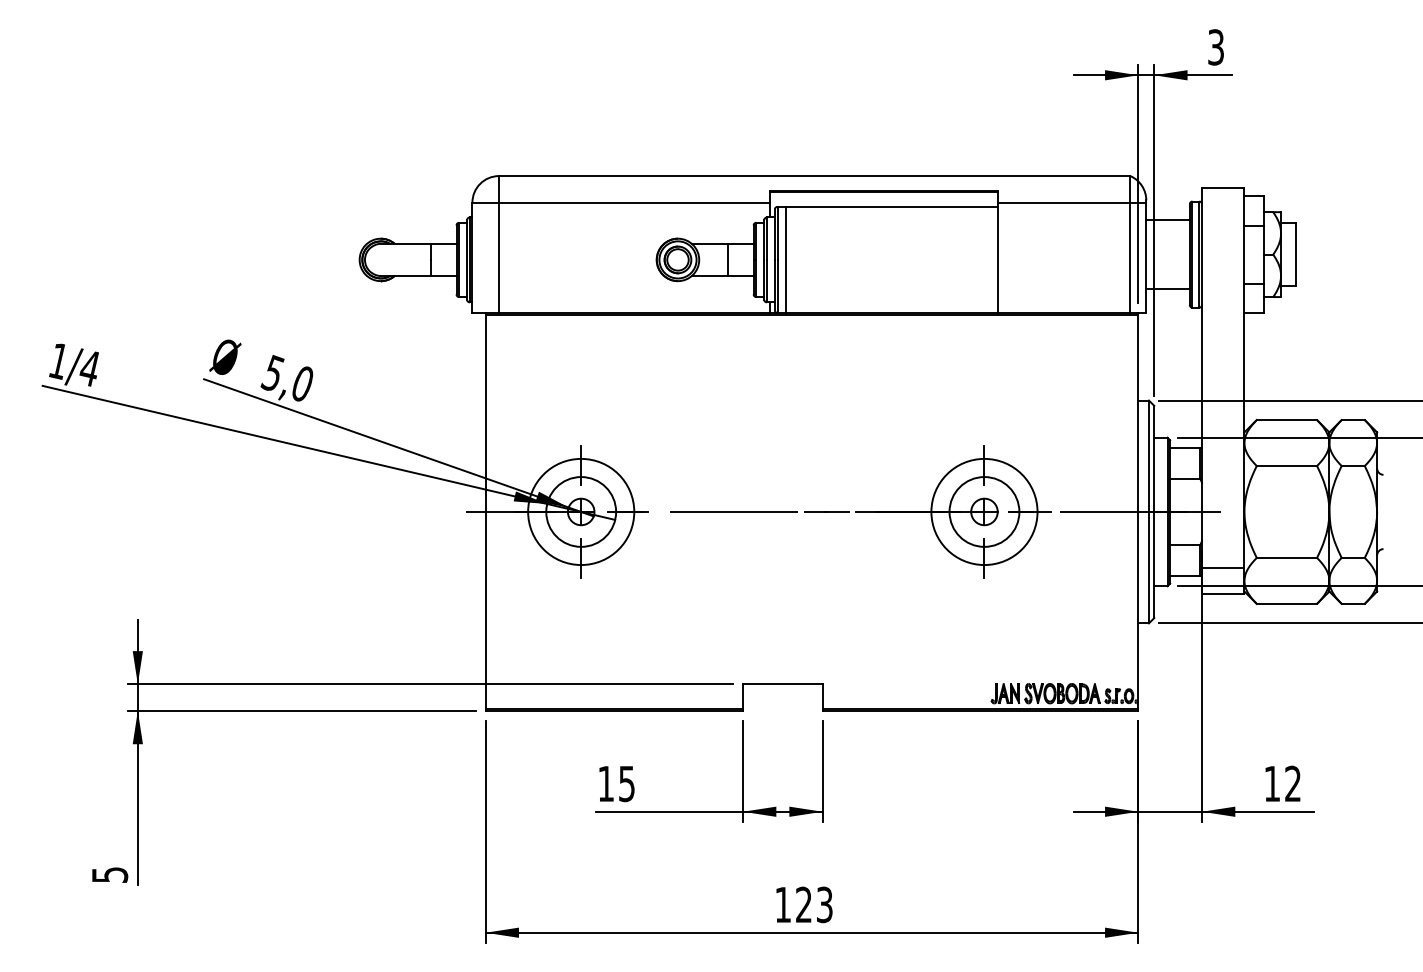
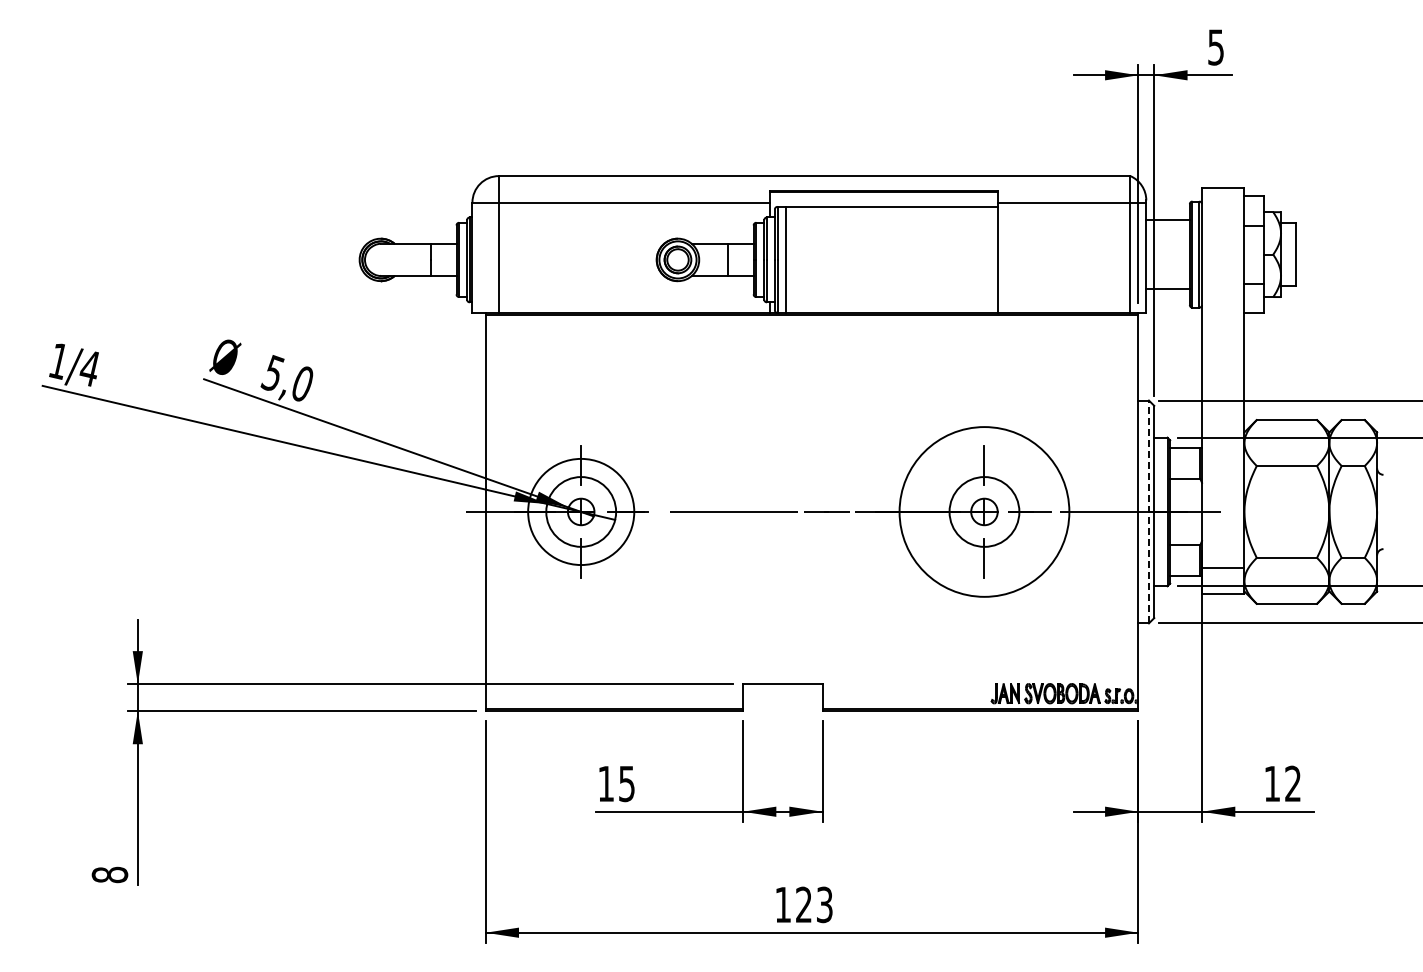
text: 3 -> 5 (1215, 47)
circle diameter: 106 px -> 170 px (984, 511)
line: solid -> dashed (1148, 511)
text: 5 -> 8 (109, 874)
